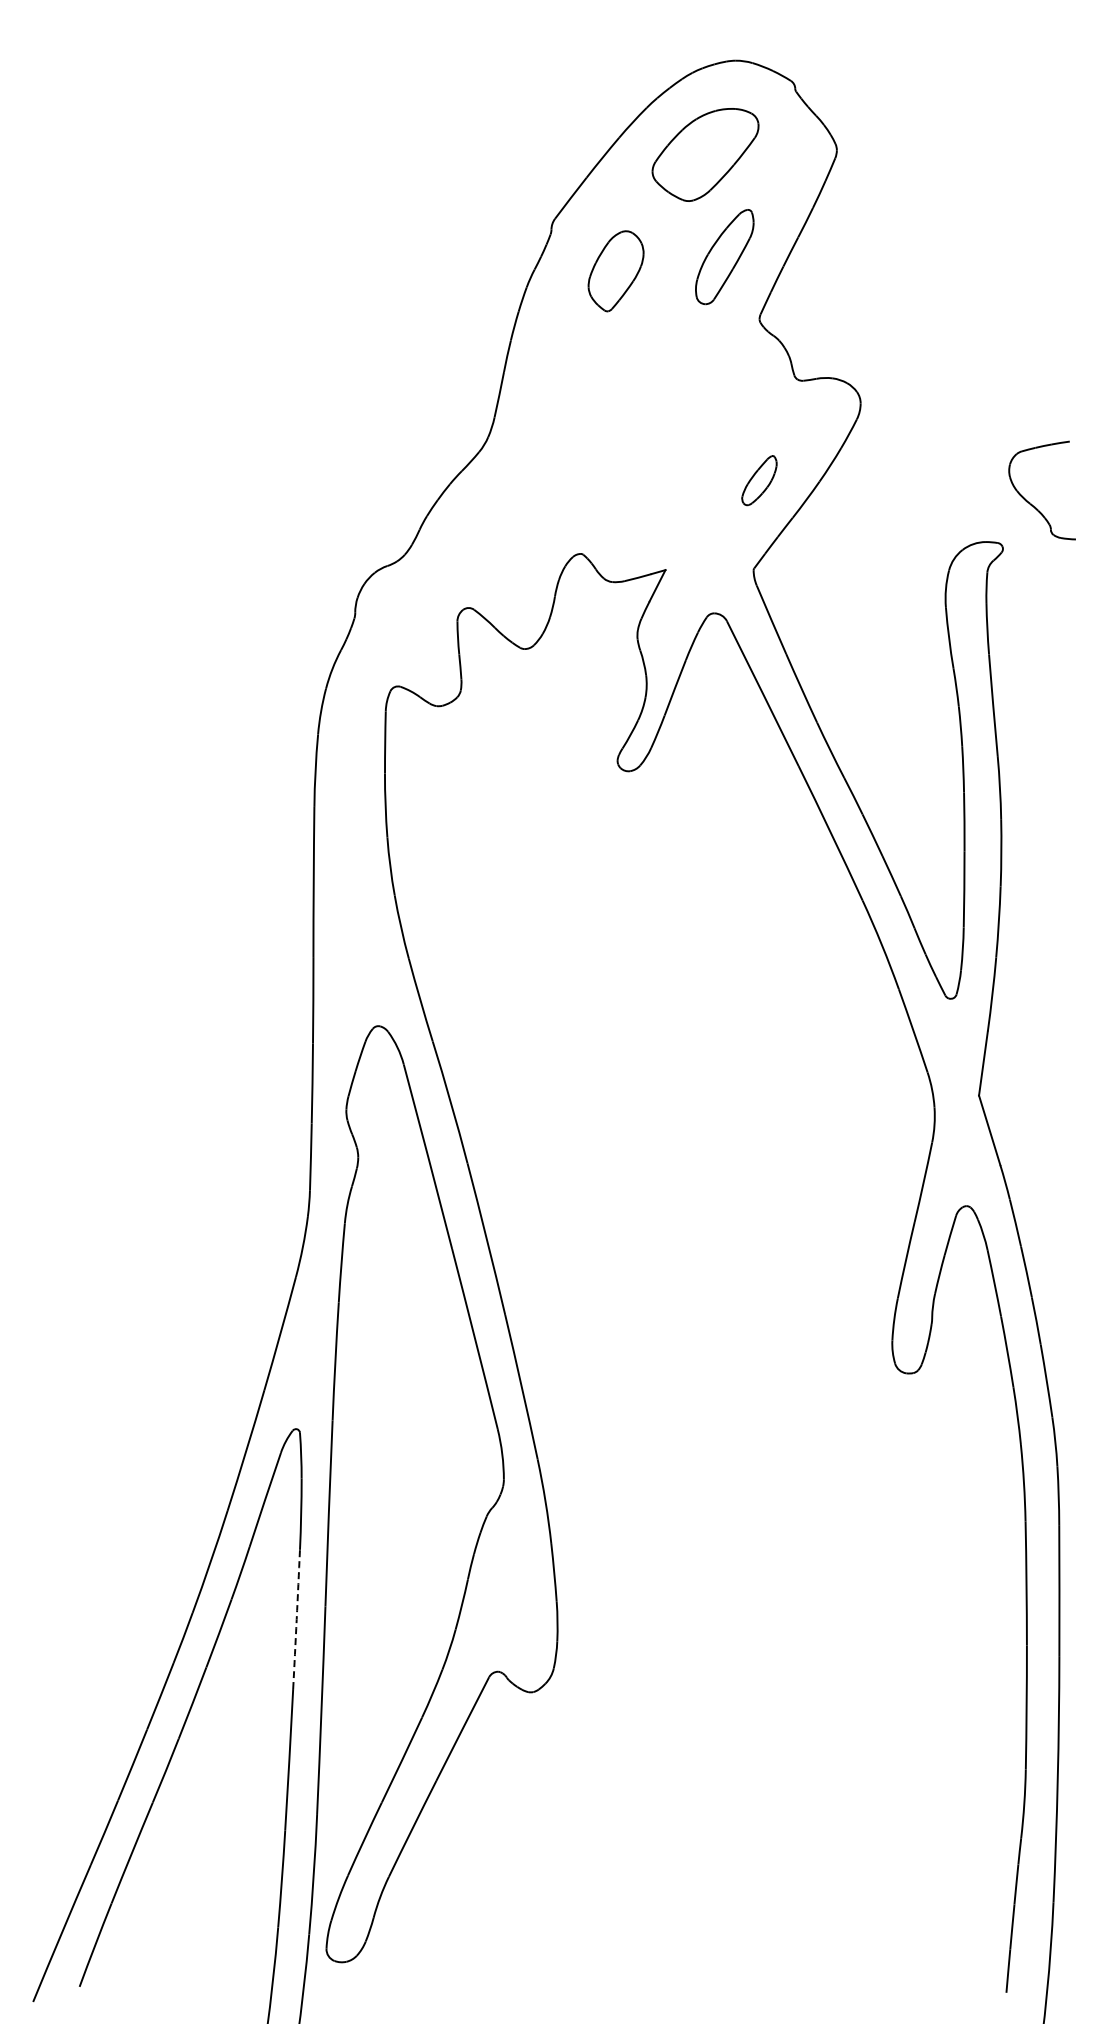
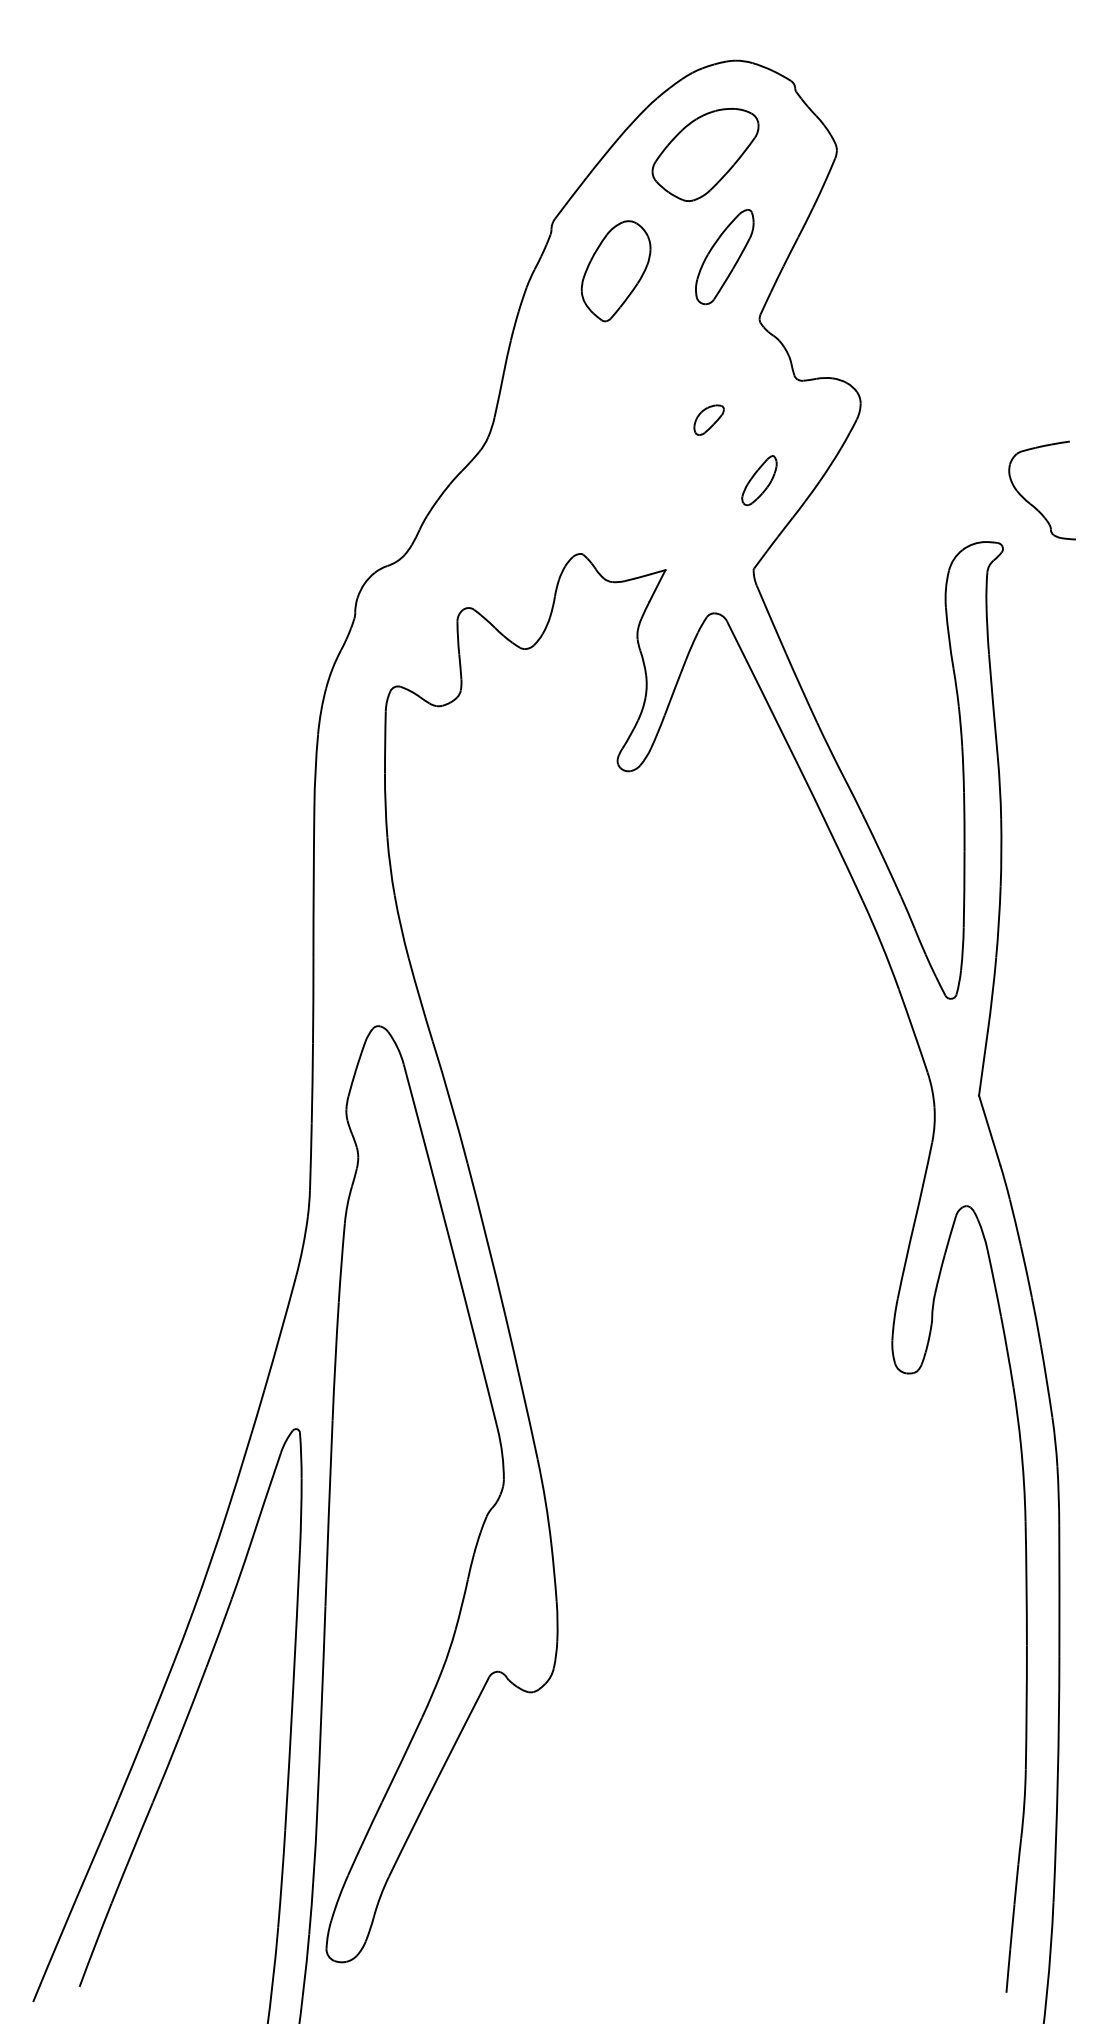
part size: 58x83 px -> 72x103 px (615, 271)
part: none -> present (708, 419)
arc: dashed -> solid (296, 1619)
